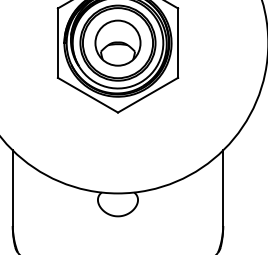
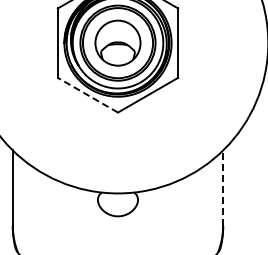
line: solid -> dashed (87, 95)
line: solid -> dashed (223, 188)
